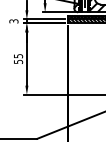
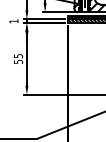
text: 3 -> 1 (13, 21)
